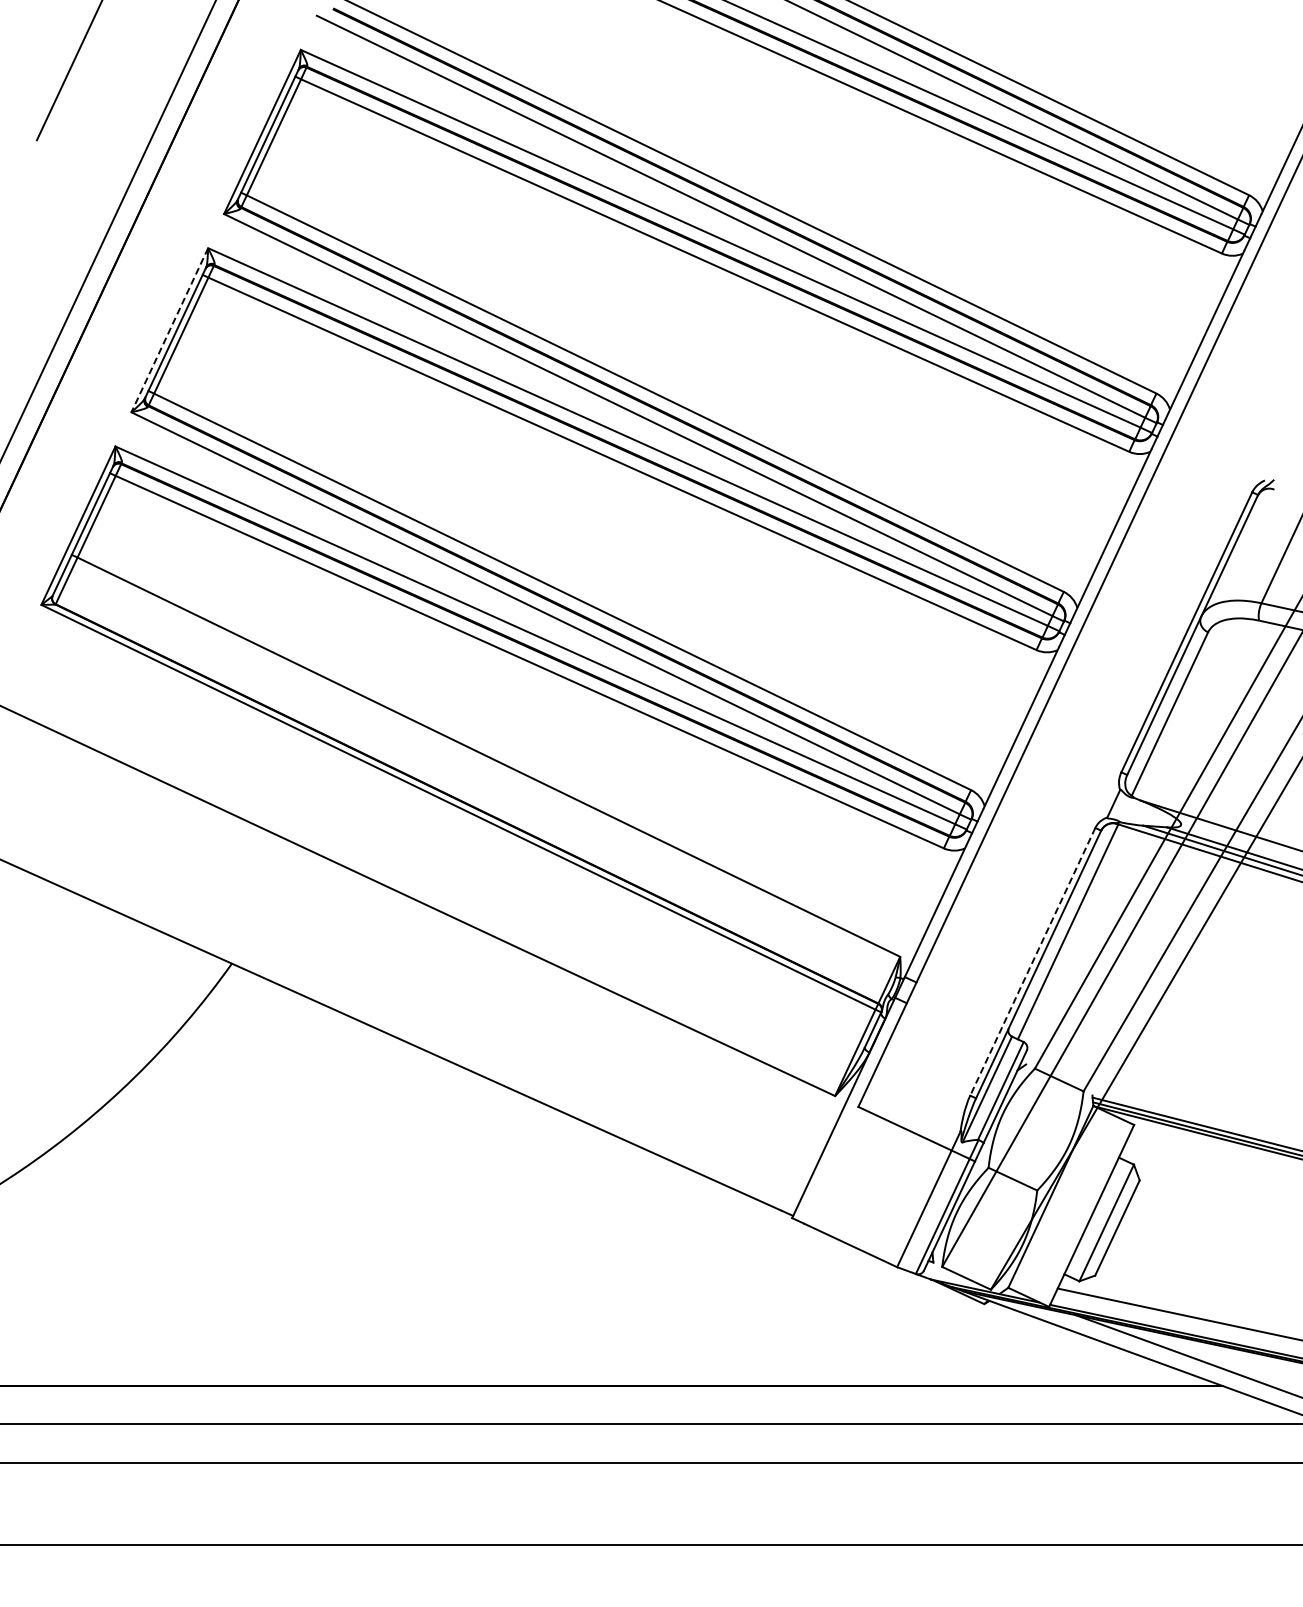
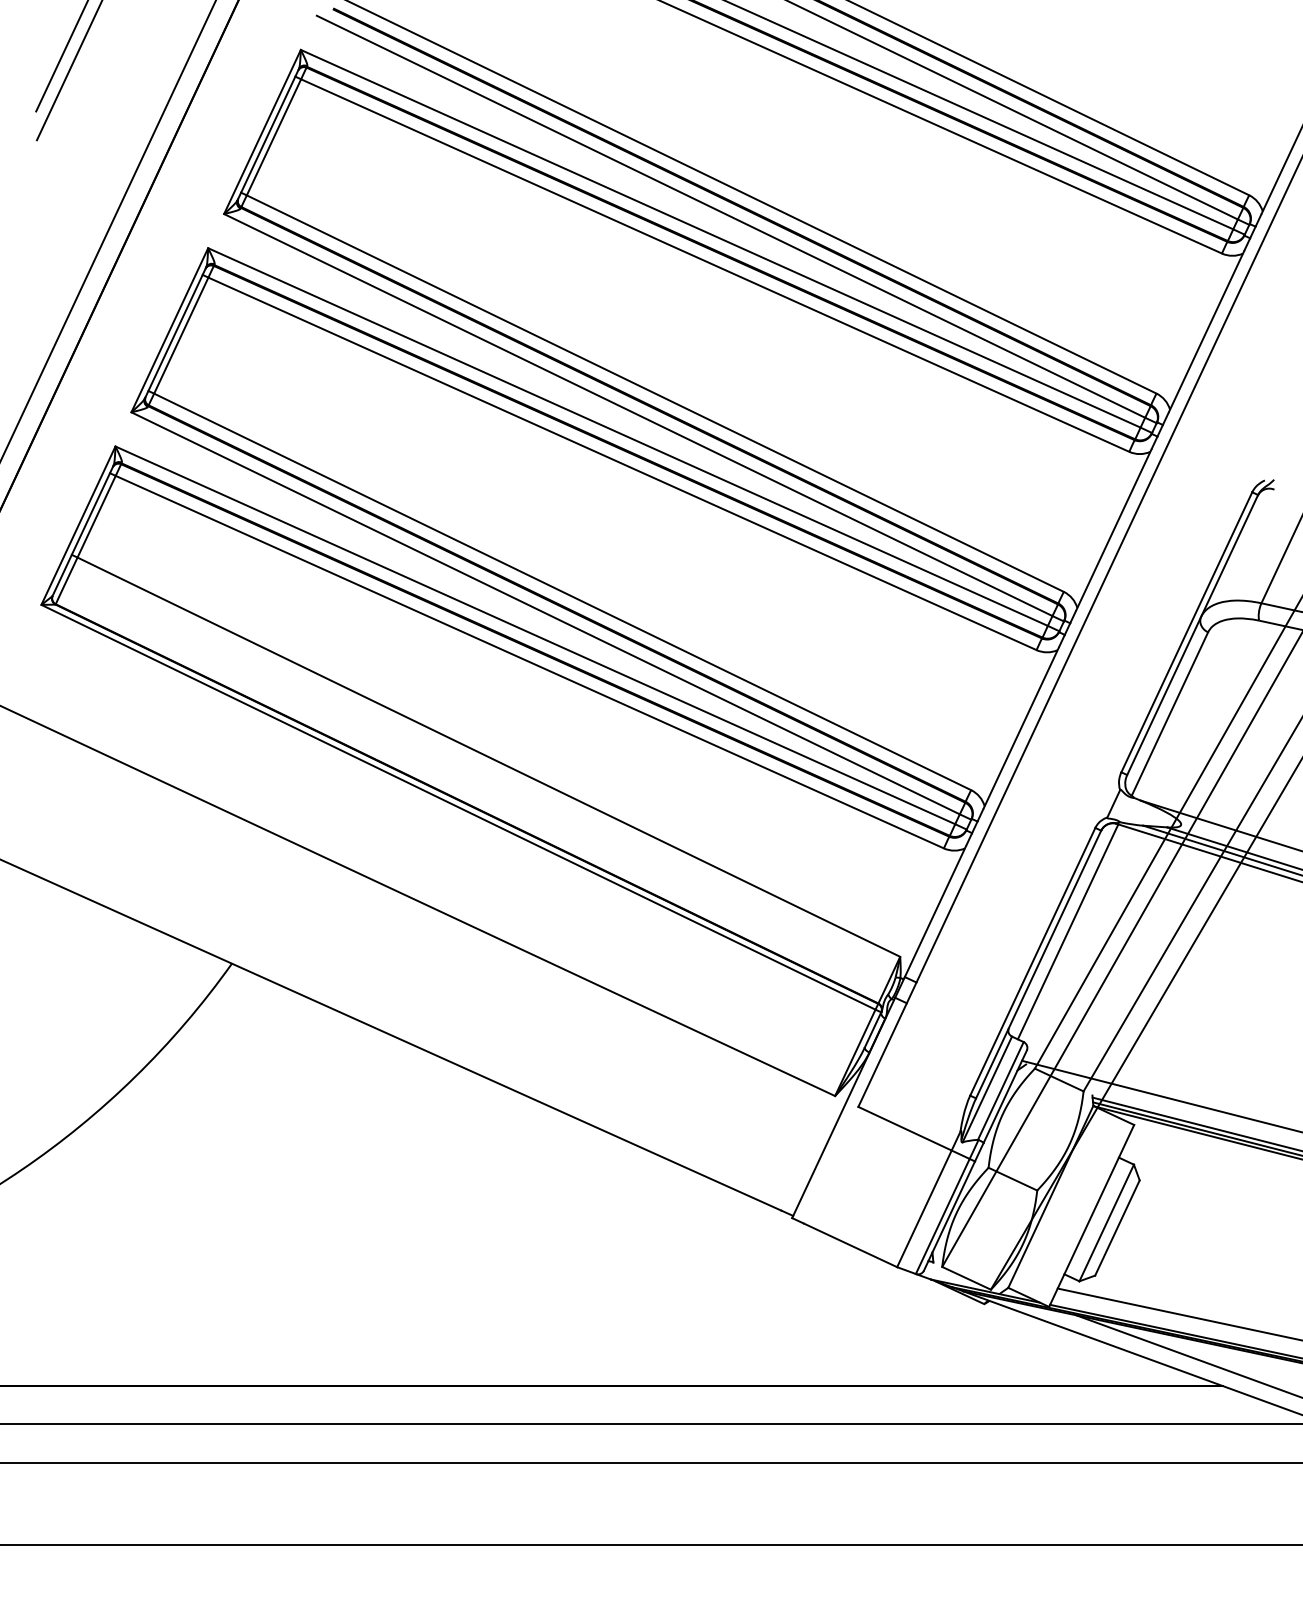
line: none -> present (61, 56)
line: dashed -> solid (169, 330)
line: dashed -> solid (1032, 961)
line: none -> present (1160, 1095)
